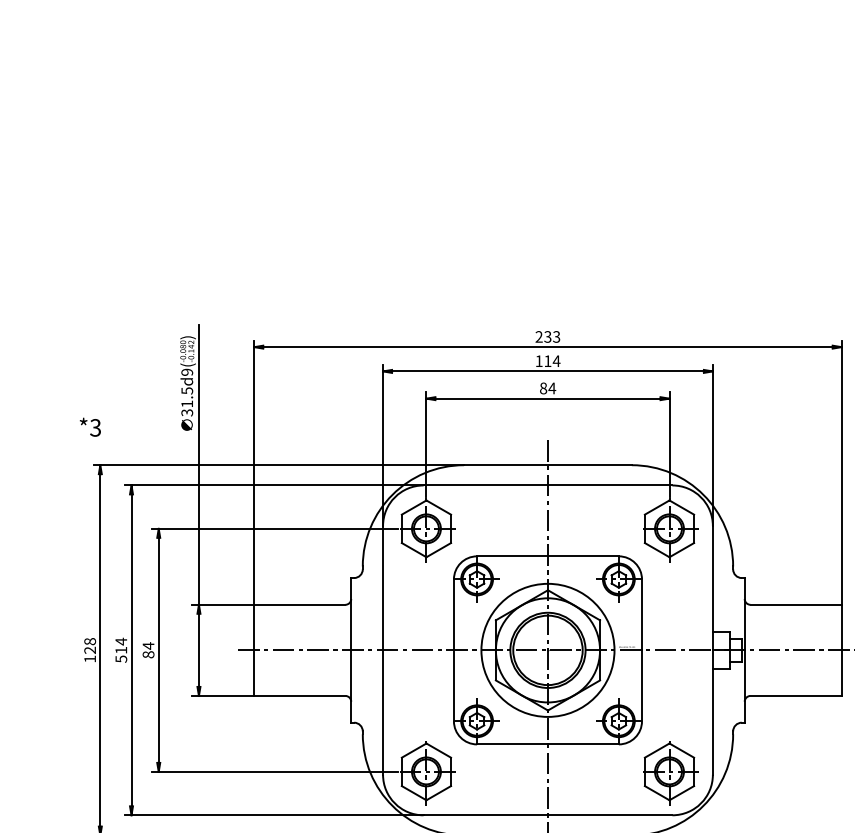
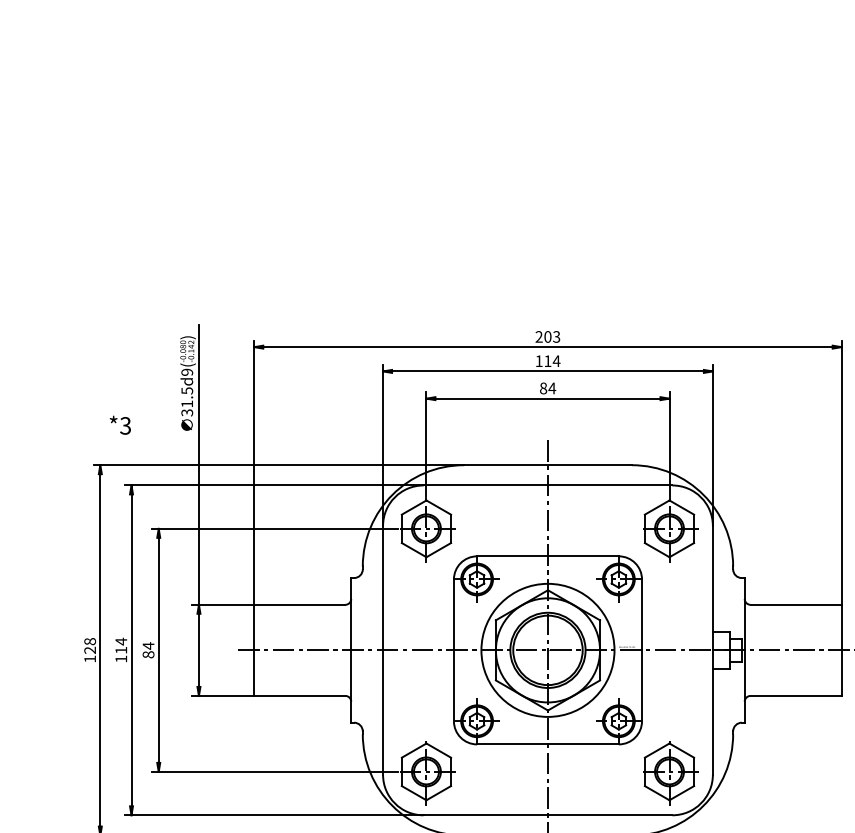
text: 233 -> 203 (547, 336)
text position: (89, 426) -> (119, 424) (119, 424)
text: 514 -> 114 (121, 658)
